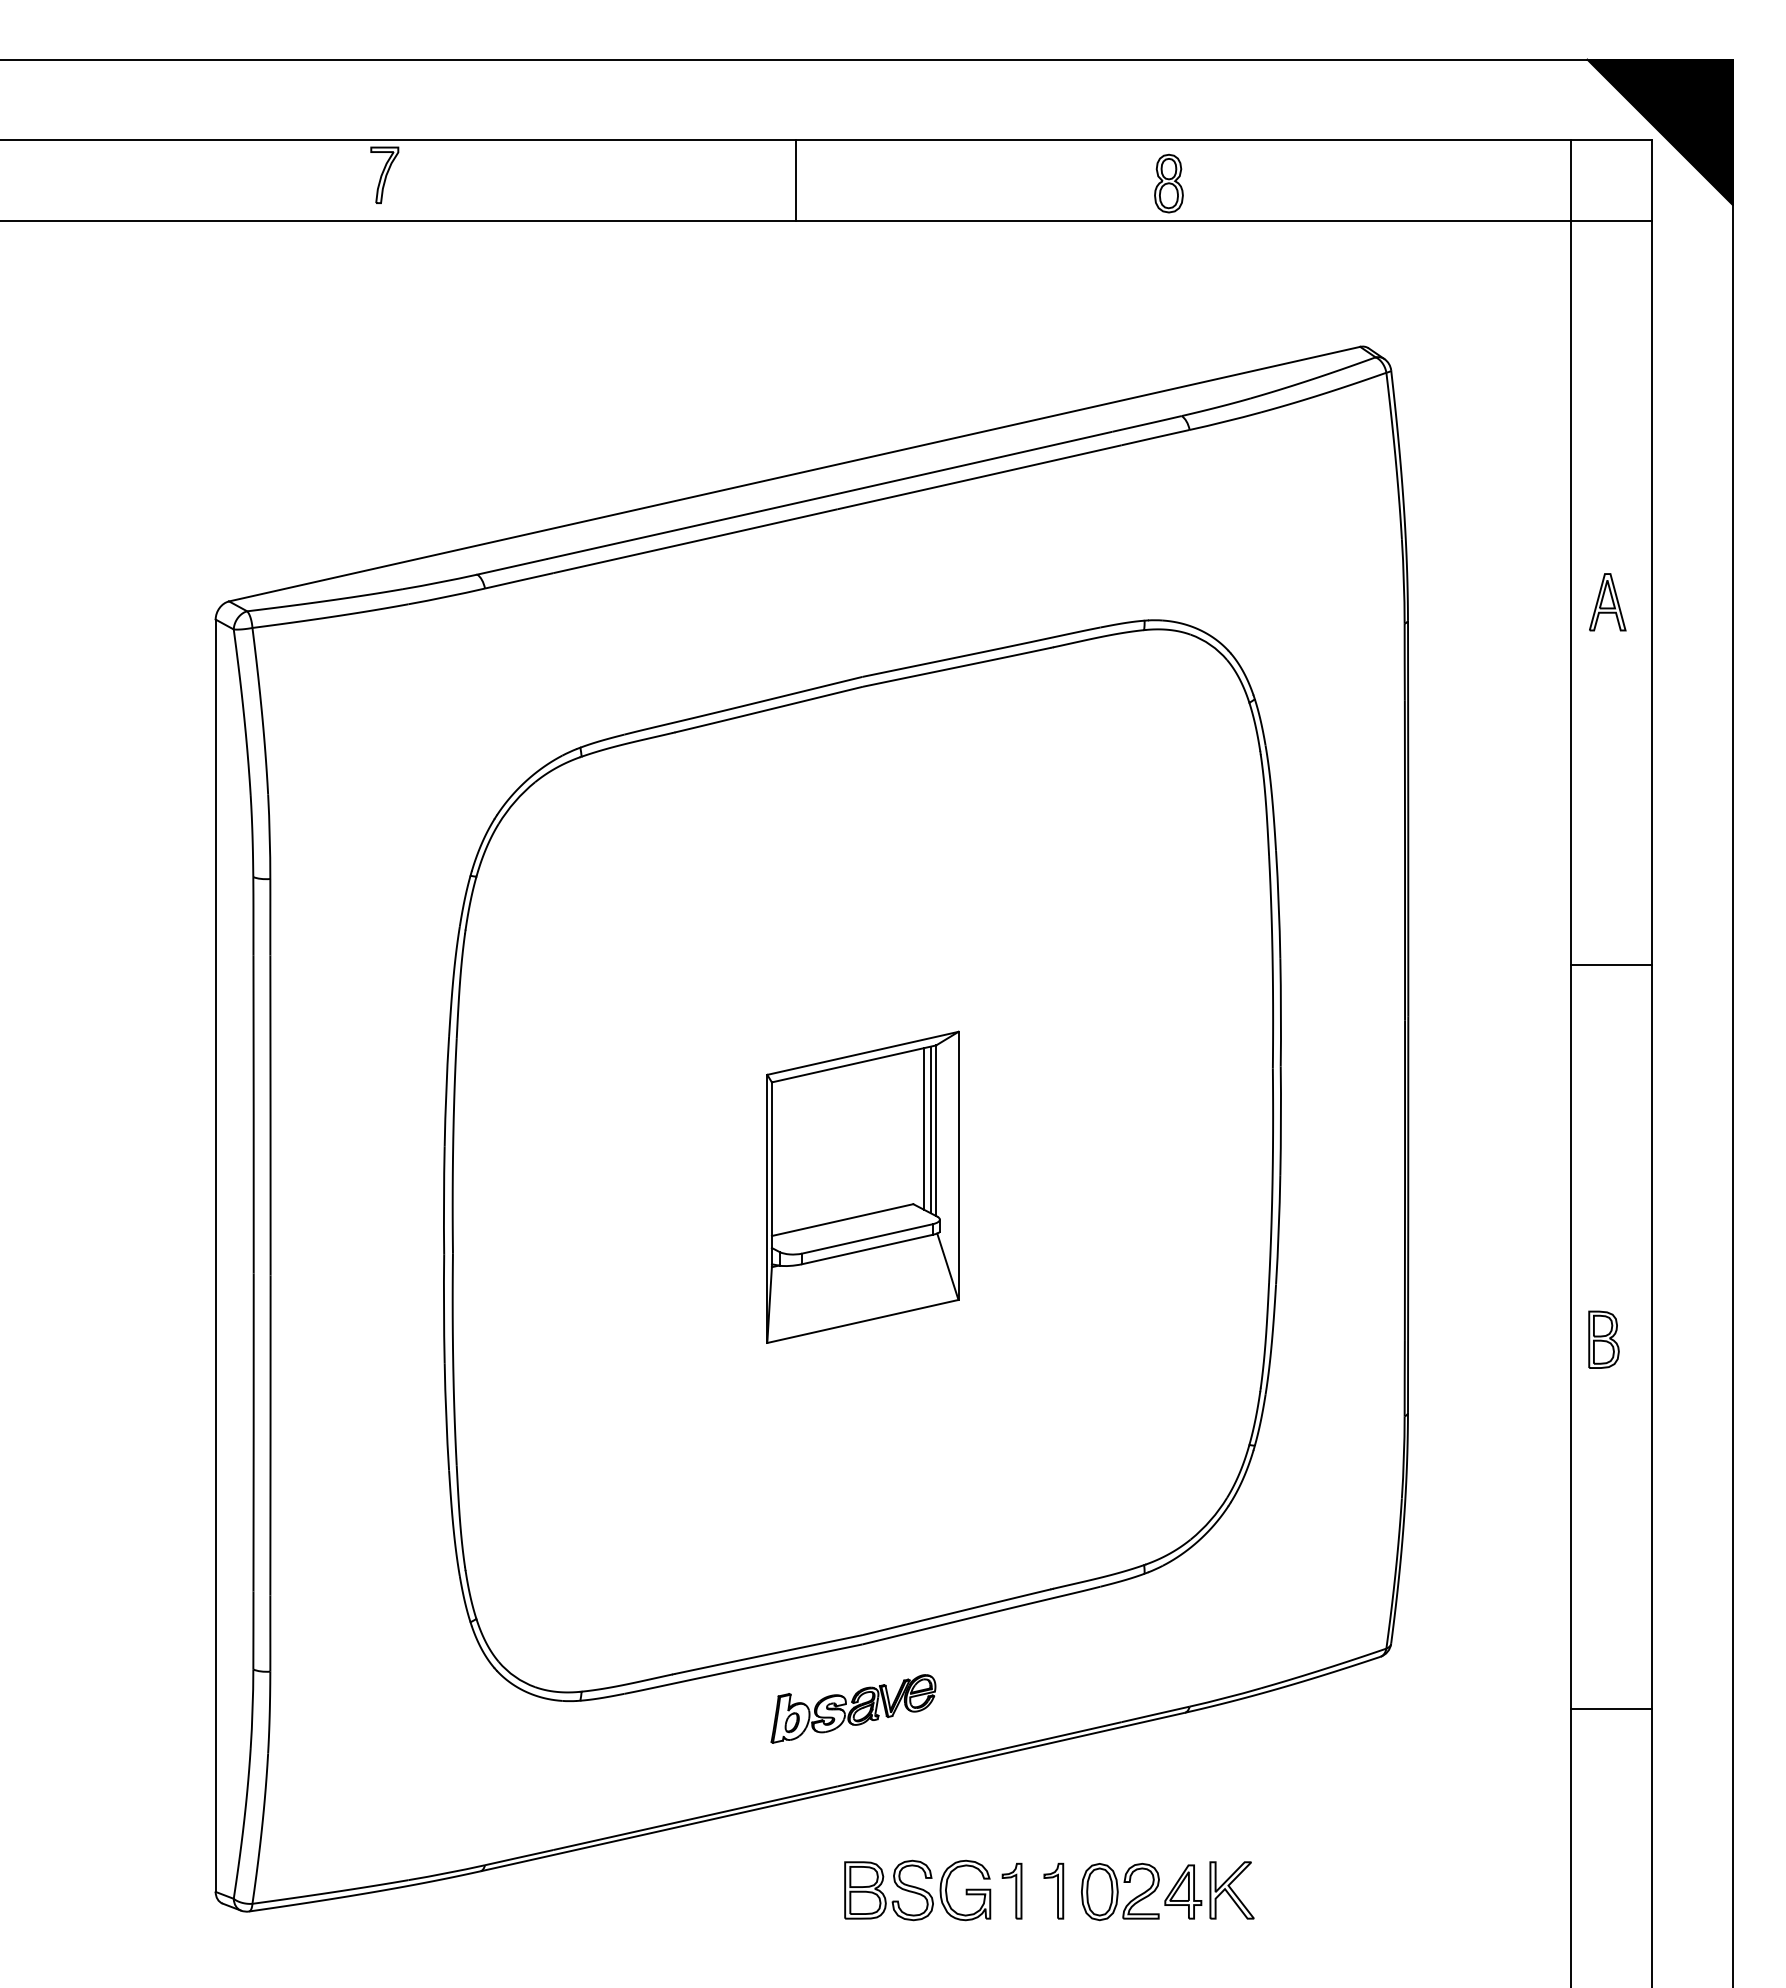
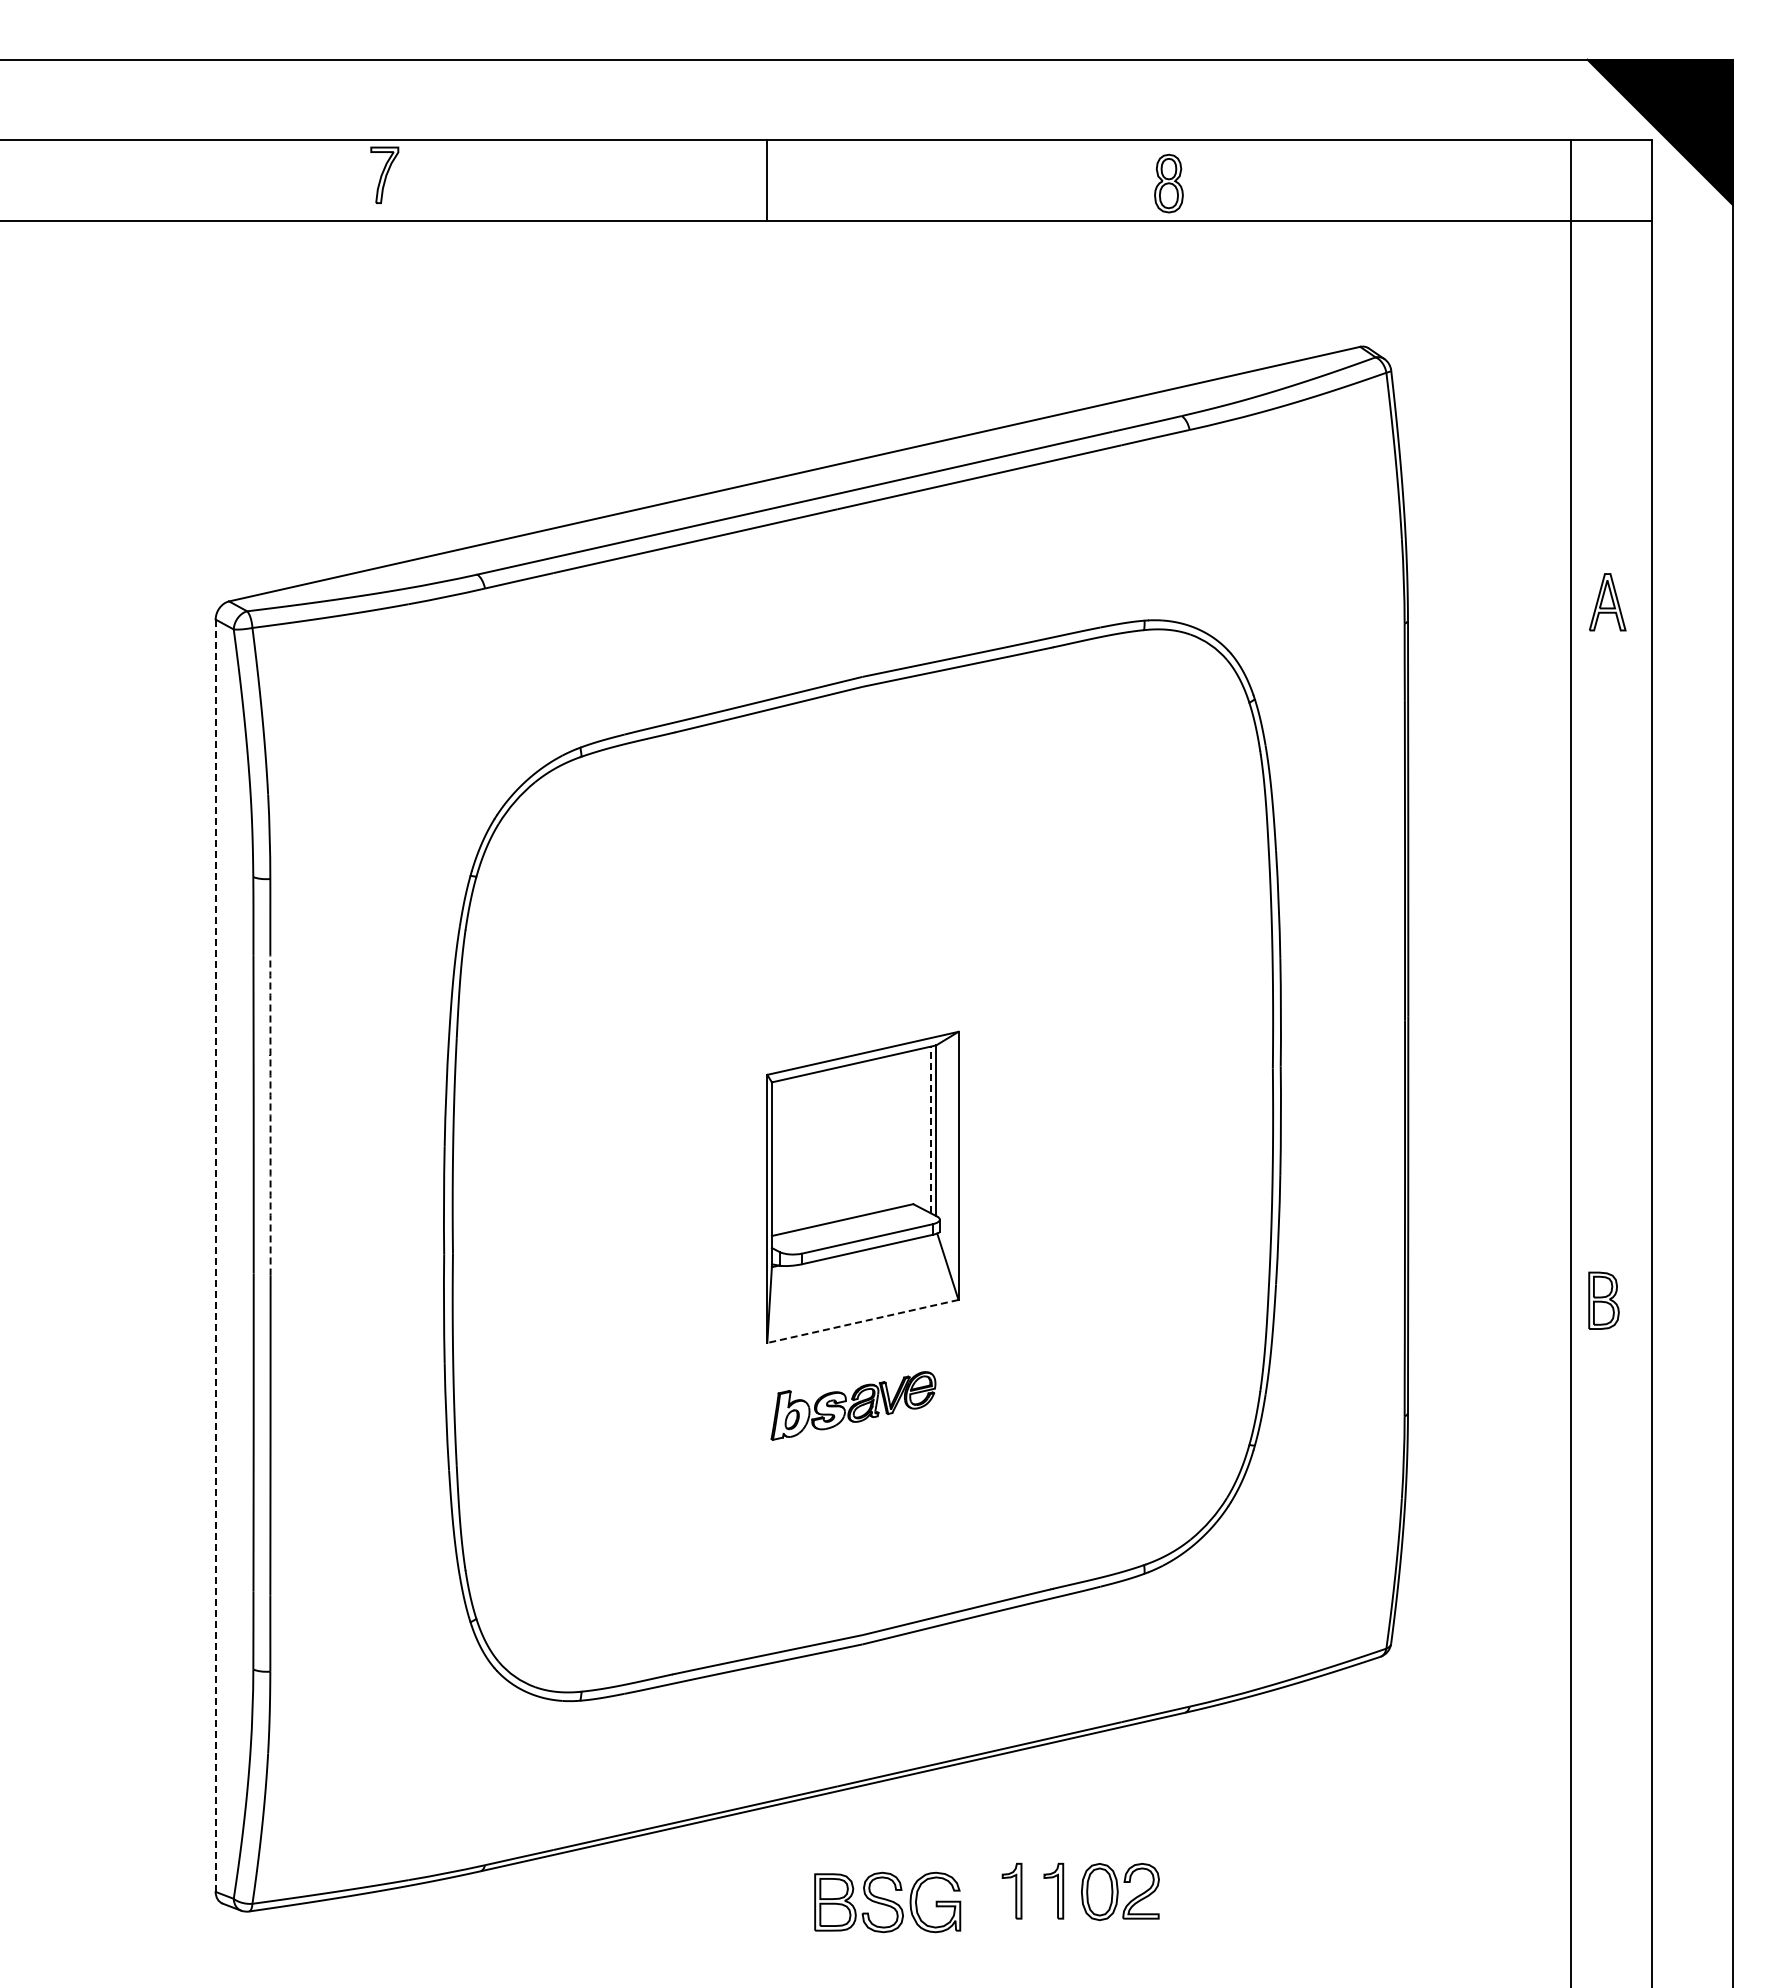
line position: (795, 180) -> (766, 180) (766, 180)
line: present -> none (1611, 965)
arc: solid -> dashed (270, 1115)
line: present -> none (923, 1128)
line: solid -> dashed (930, 1129)
line: solid -> dashed (215, 1255)
line: solid -> dashed (862, 1321)
part position: (1603, 1339) -> (1603, 1300) (1603, 1300)
part position: (853, 1708) -> (853, 1405) (853, 1405)
line: present -> none (1611, 1709)
part position: (917, 1890) -> (887, 1902) (887, 1902)
part: present -> none (1209, 1890)
